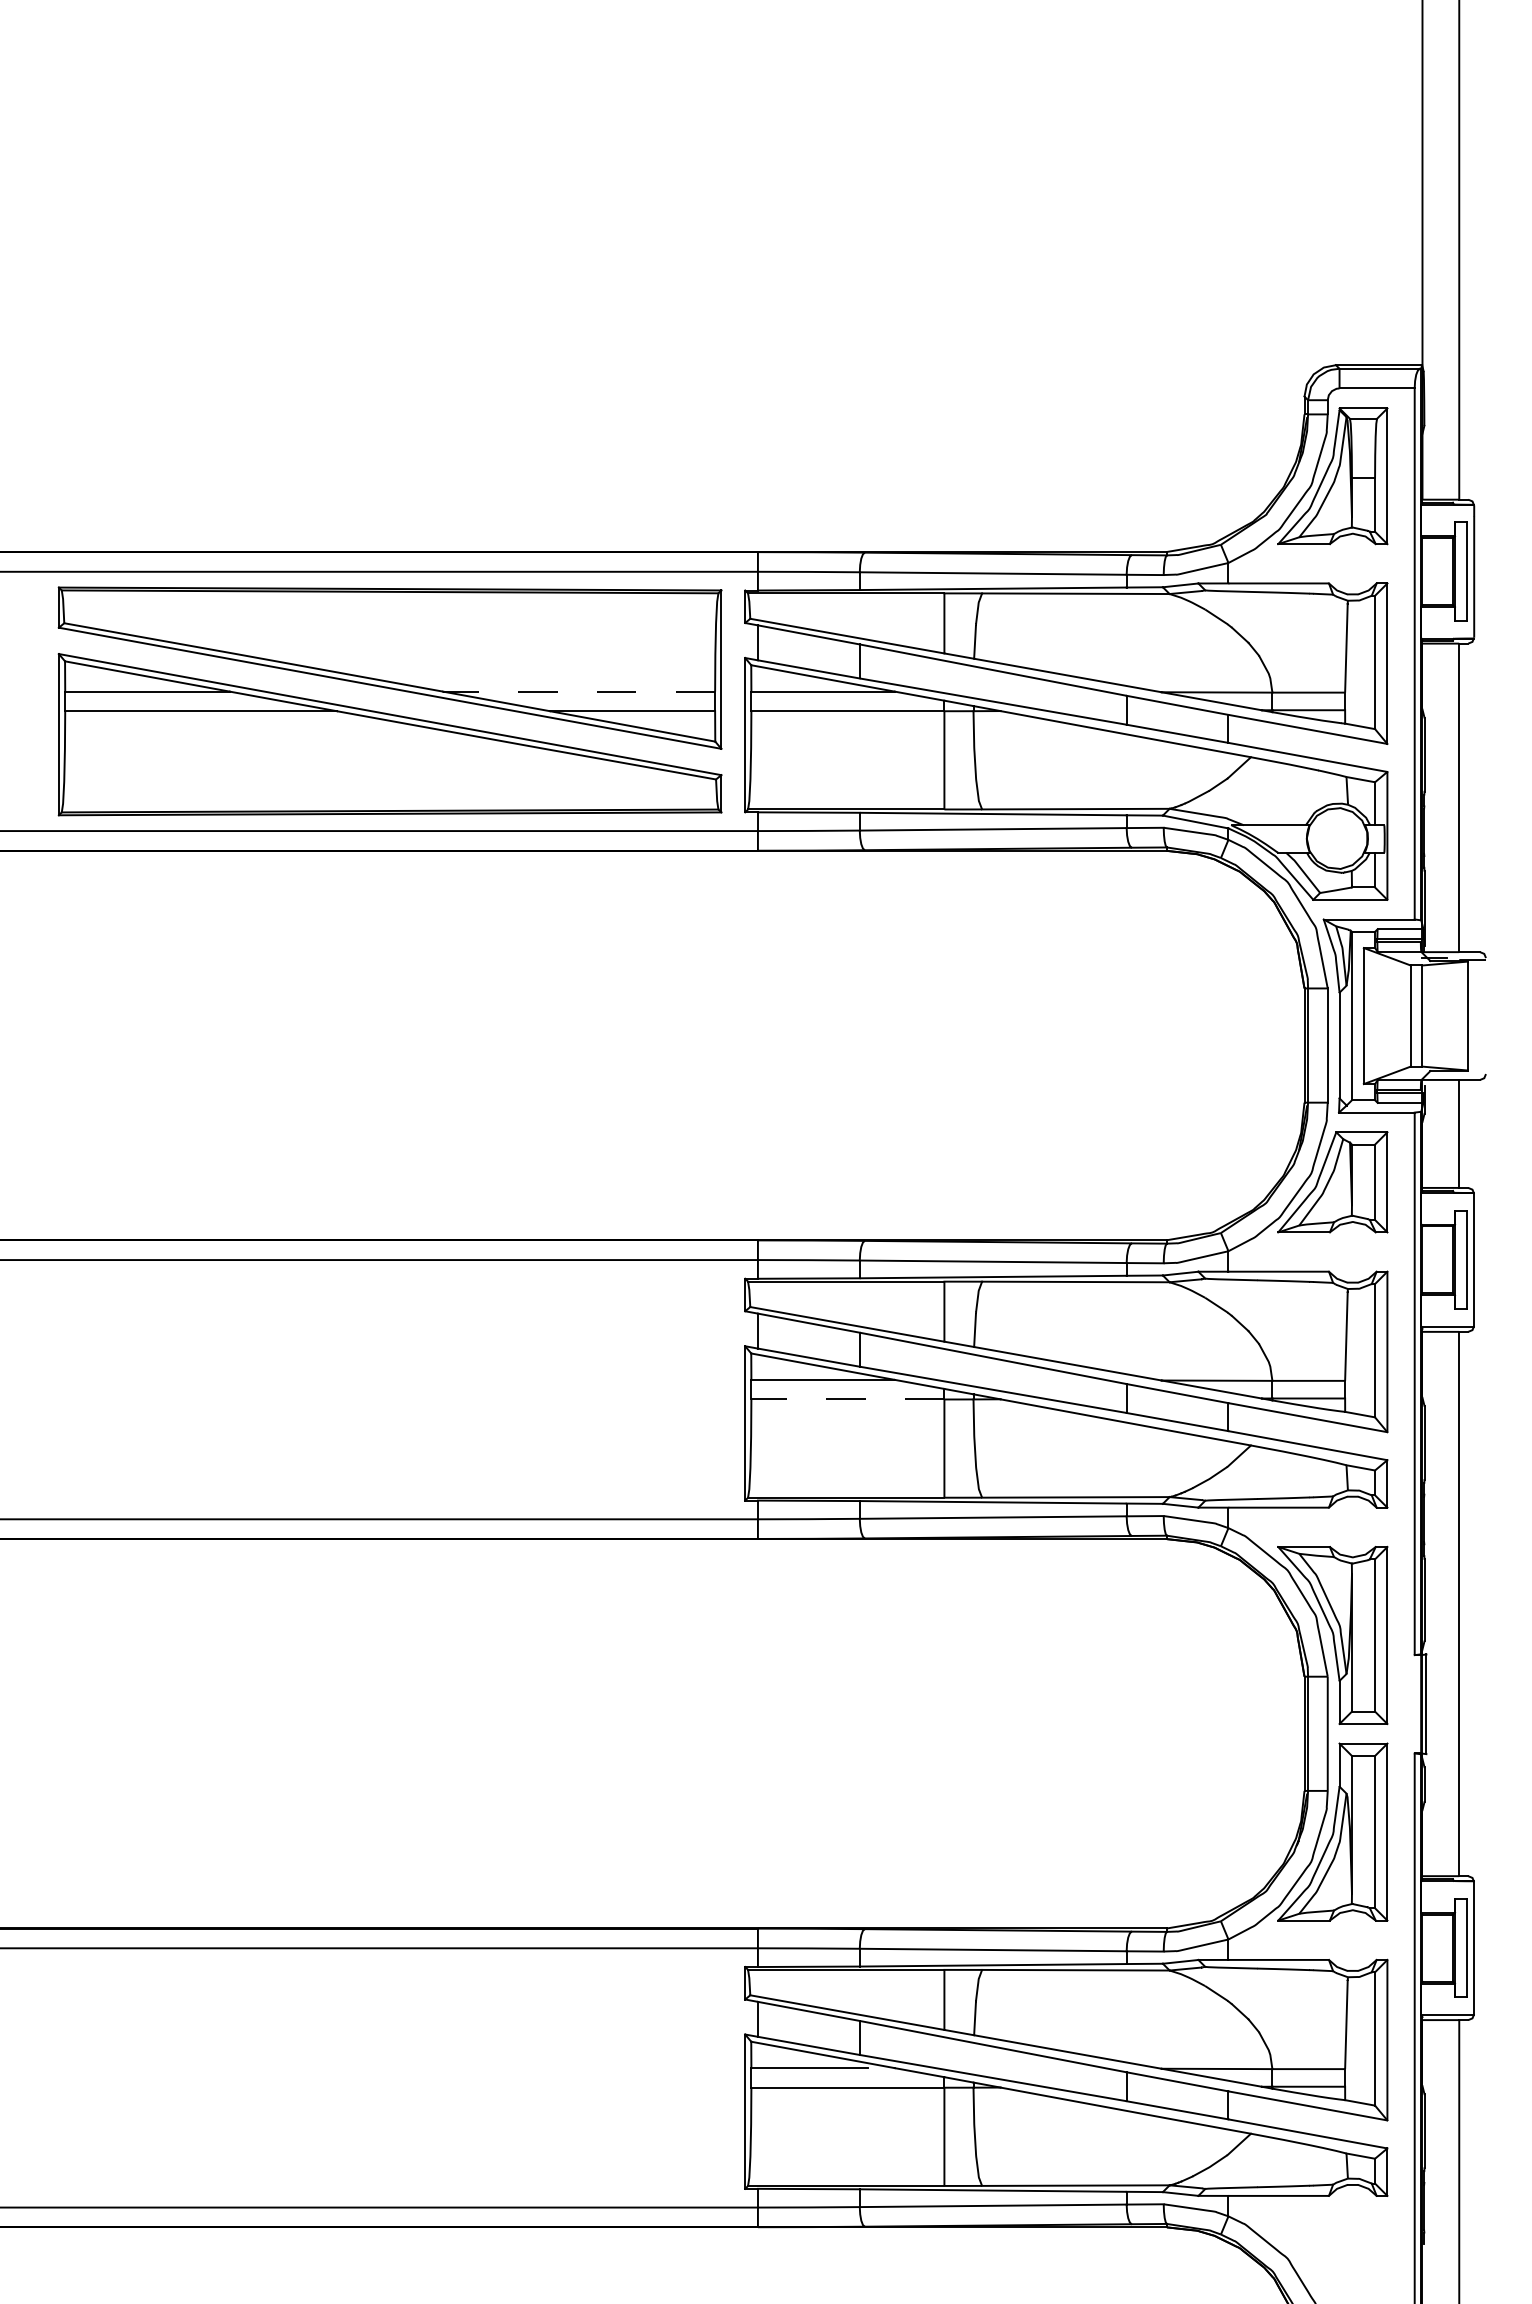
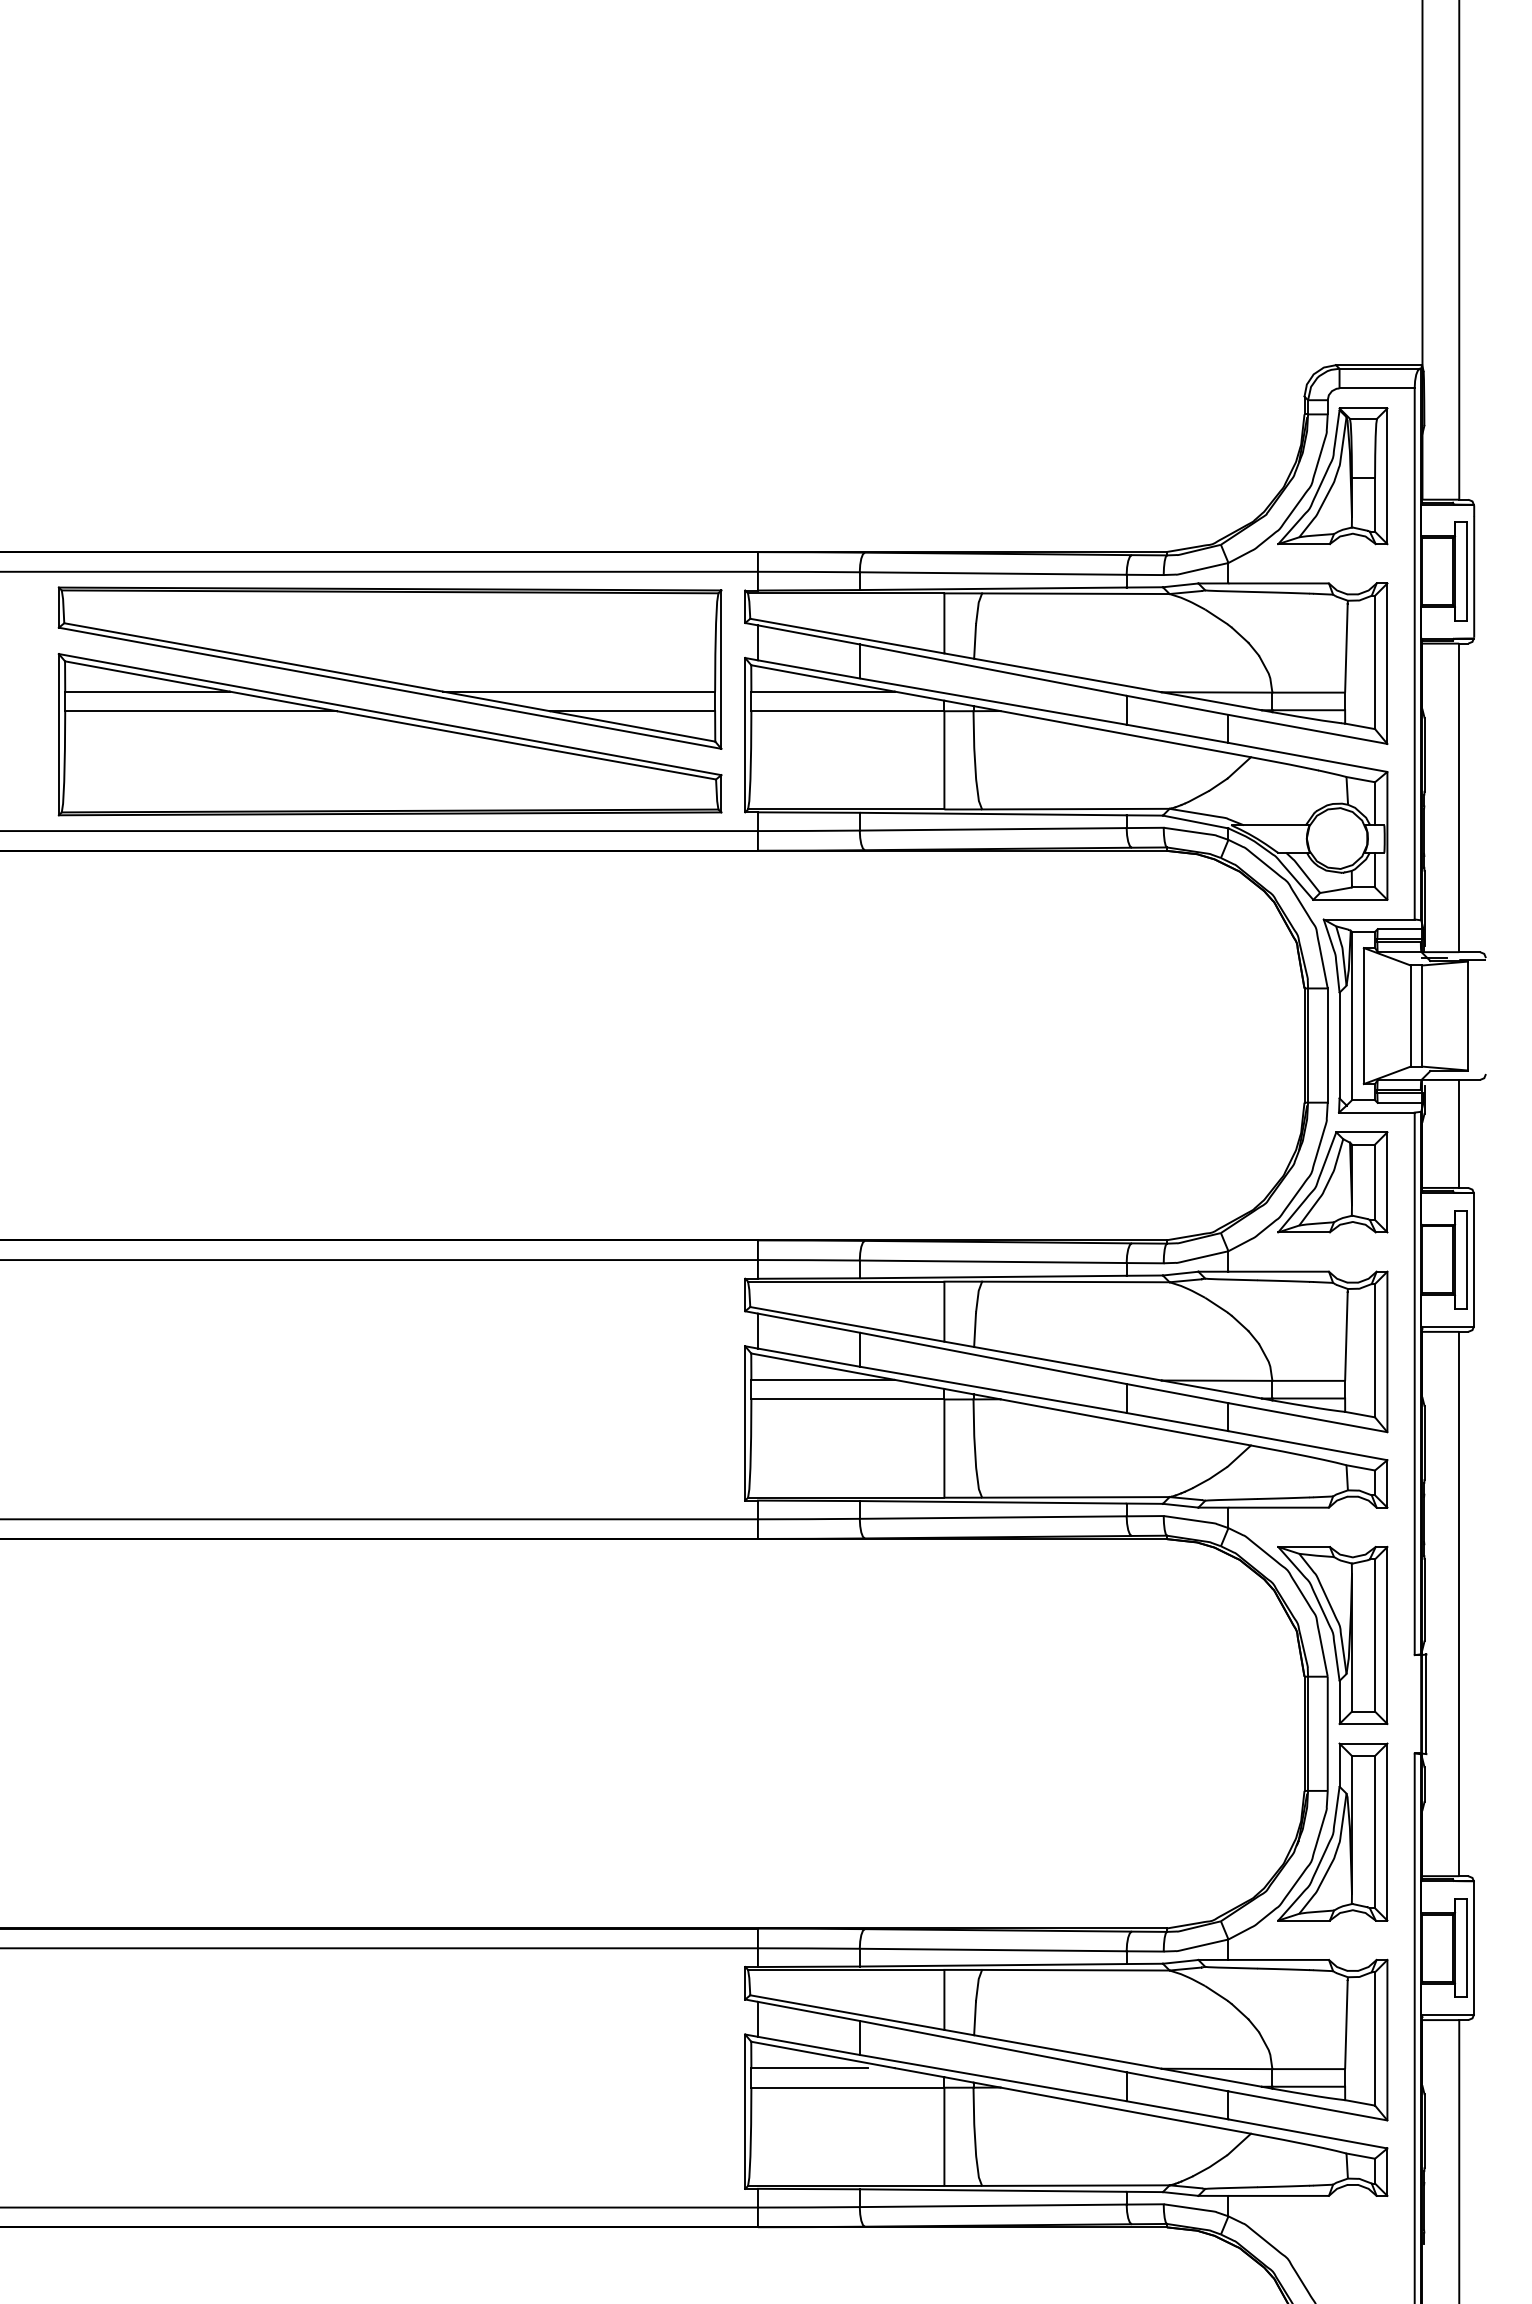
line: dashed -> solid (579, 691)
line: dashed -> solid (847, 1399)
